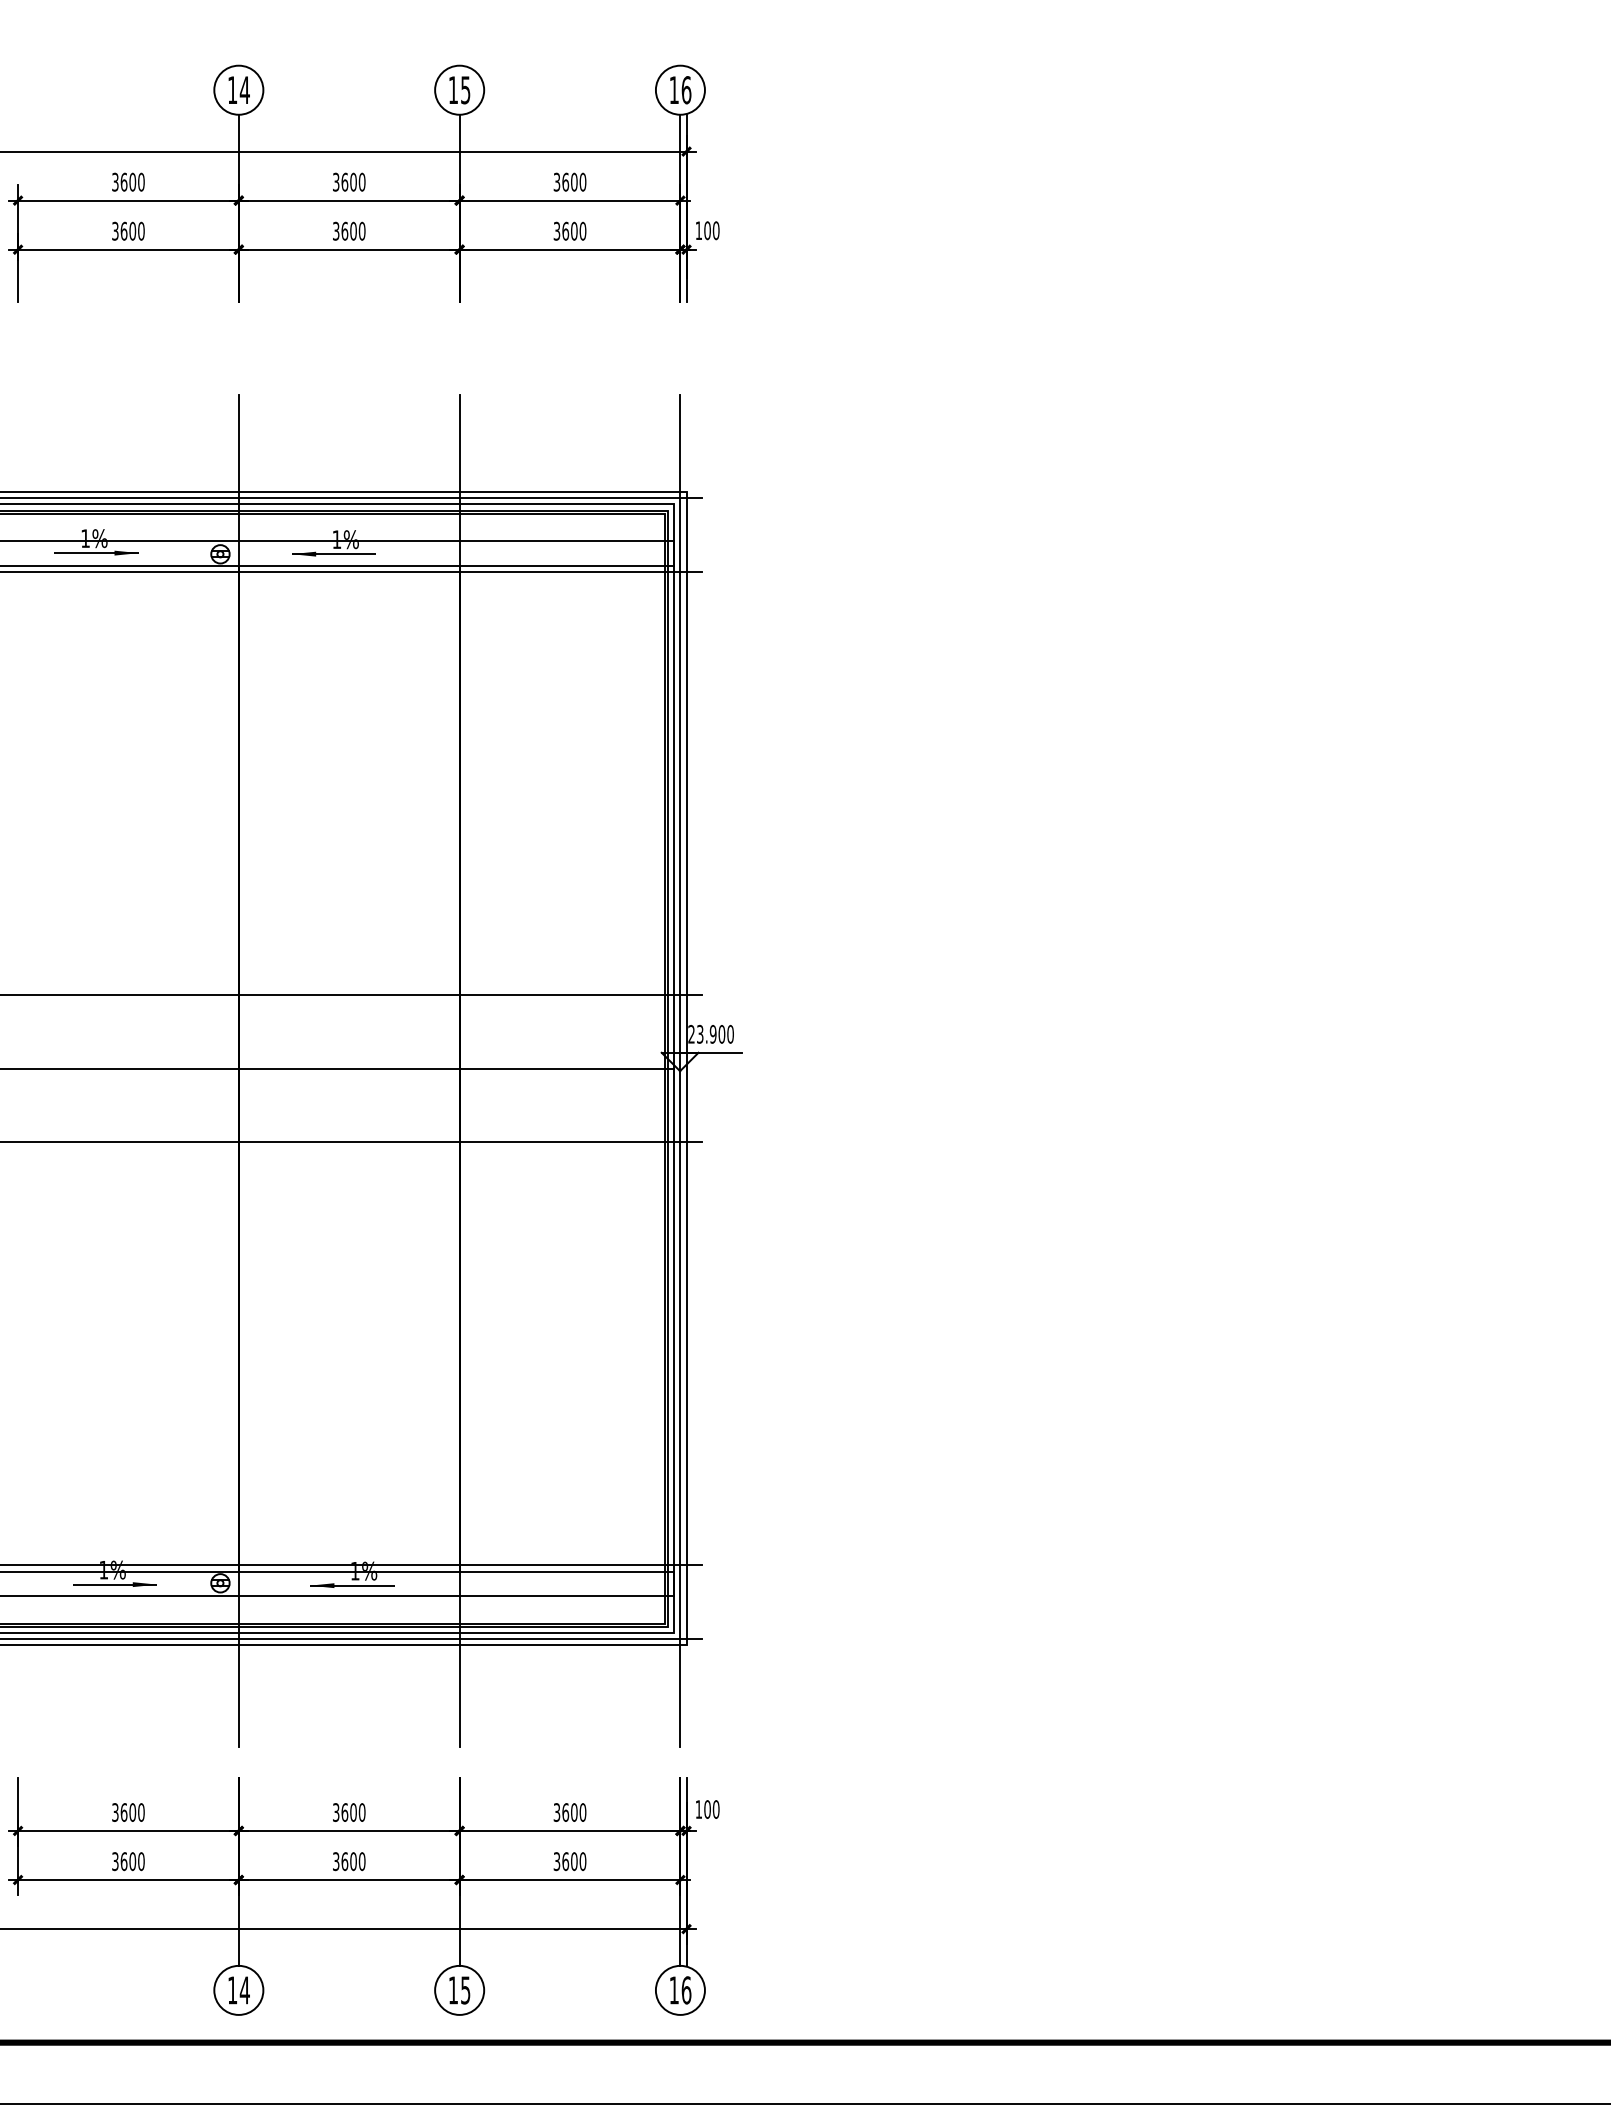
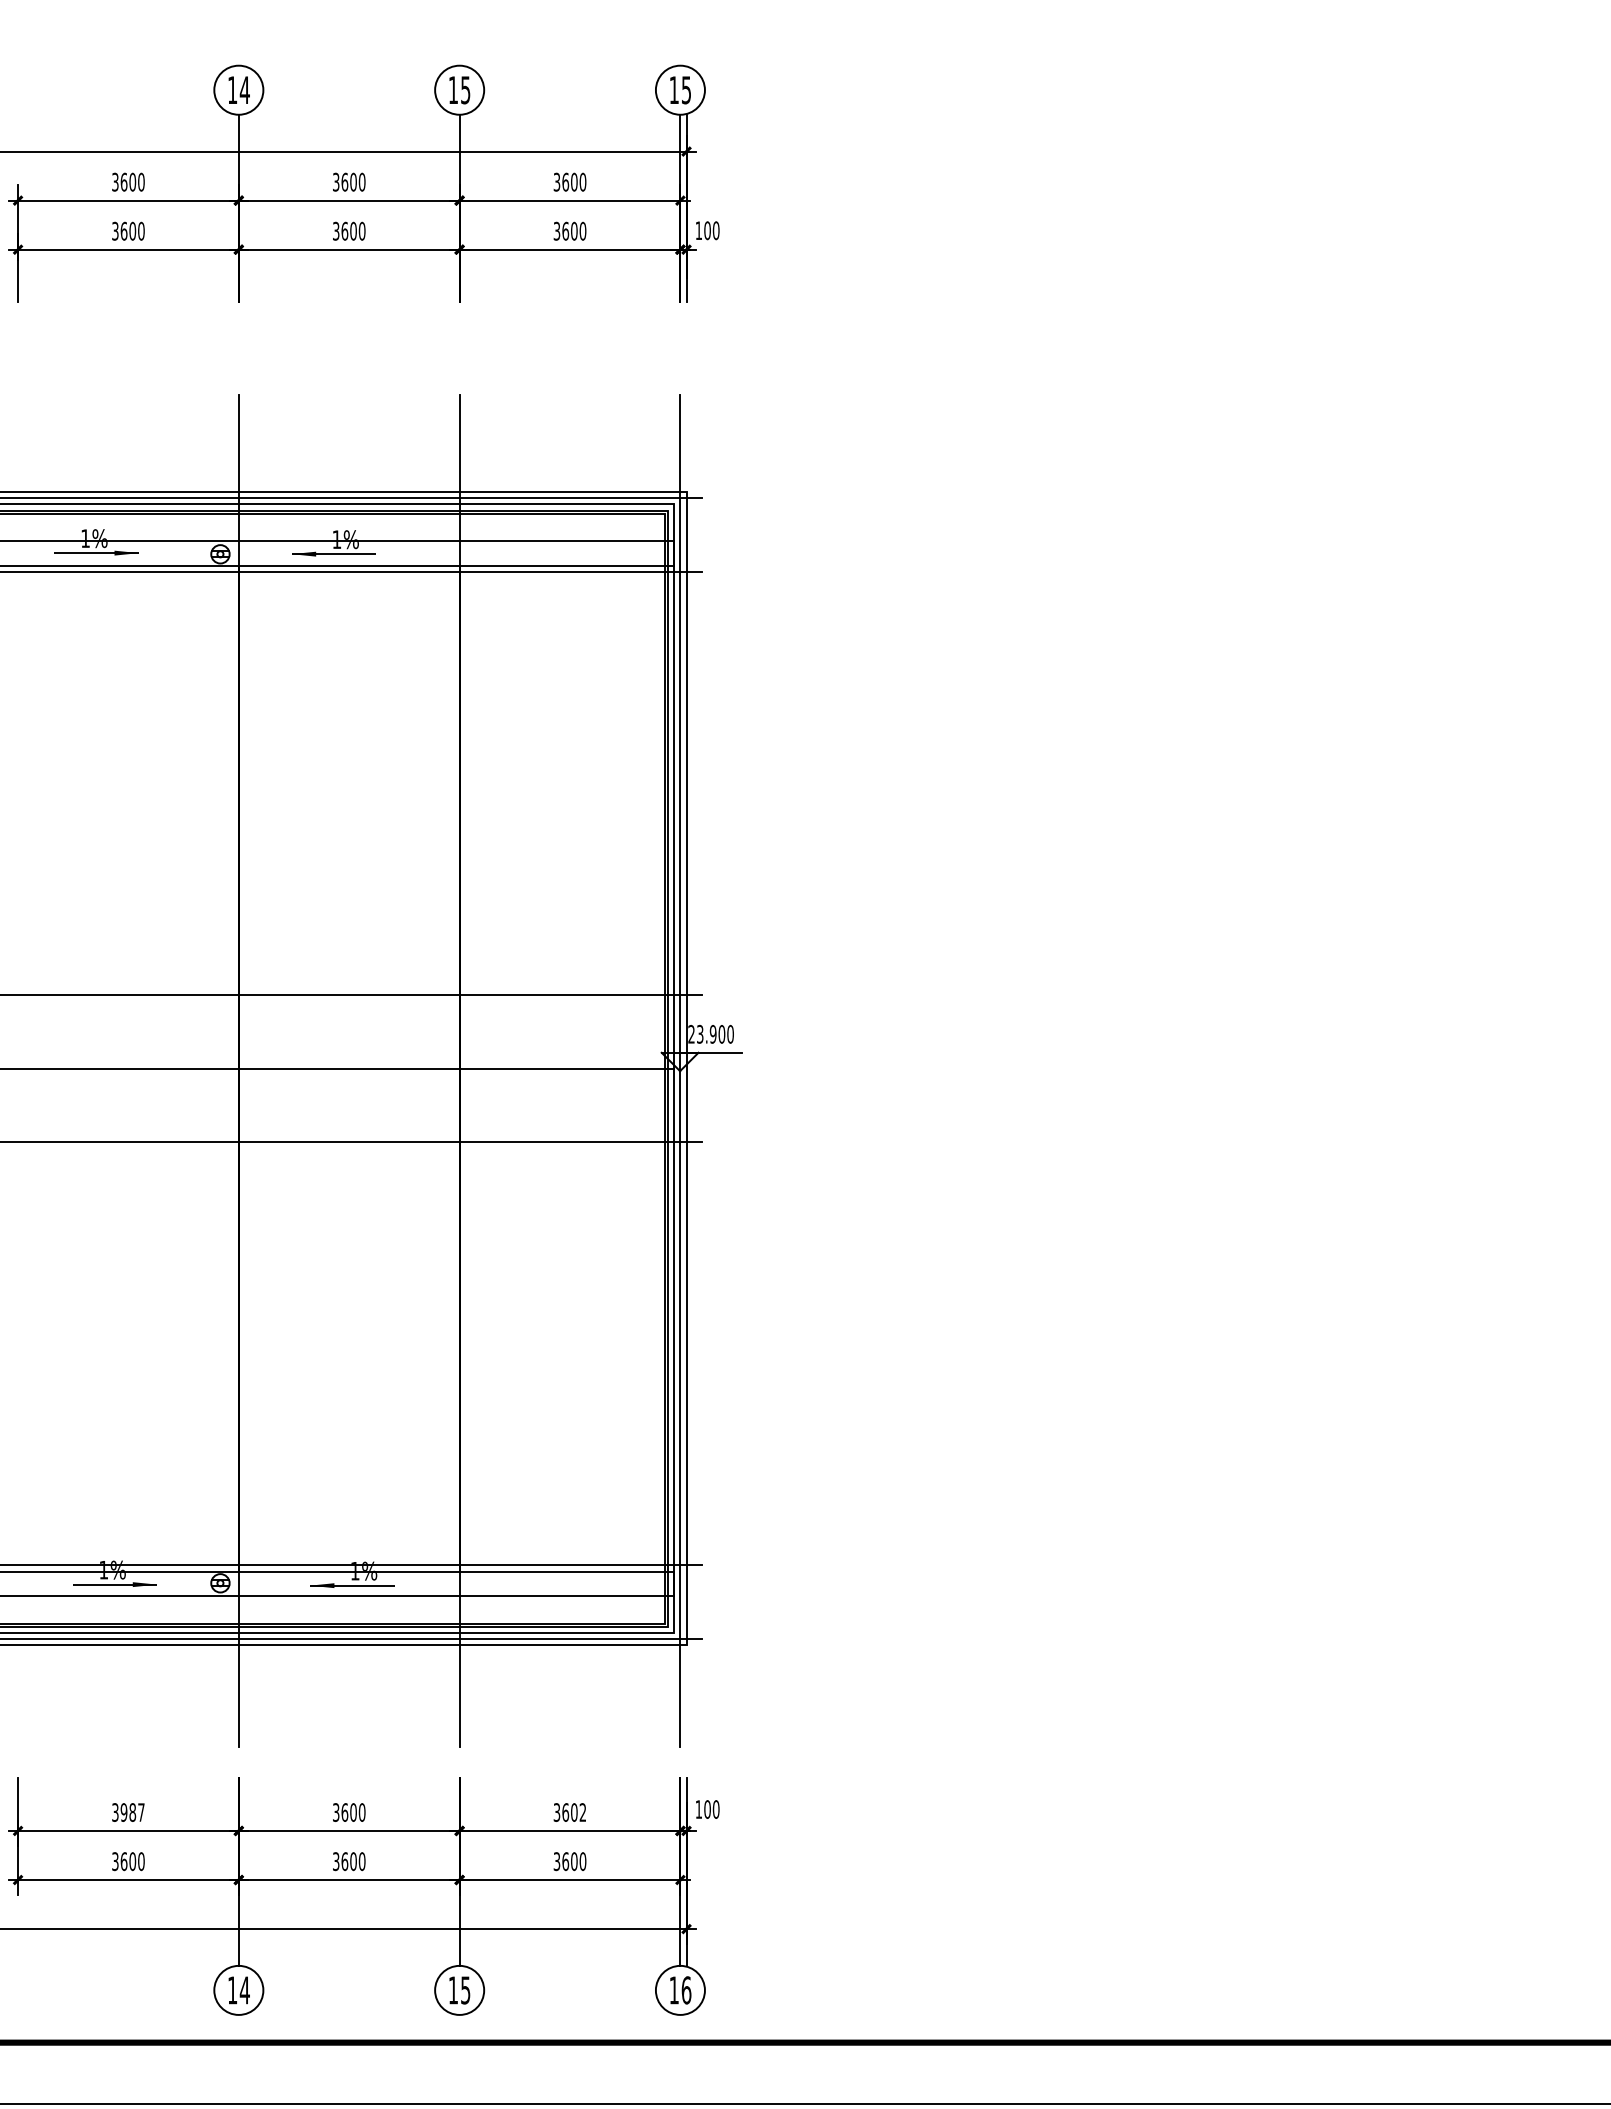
text: 16 -> 15 (686, 90)
text: 3600 -> 3987 (132, 1812)
text: 3600 -> 3602 (582, 1812)
